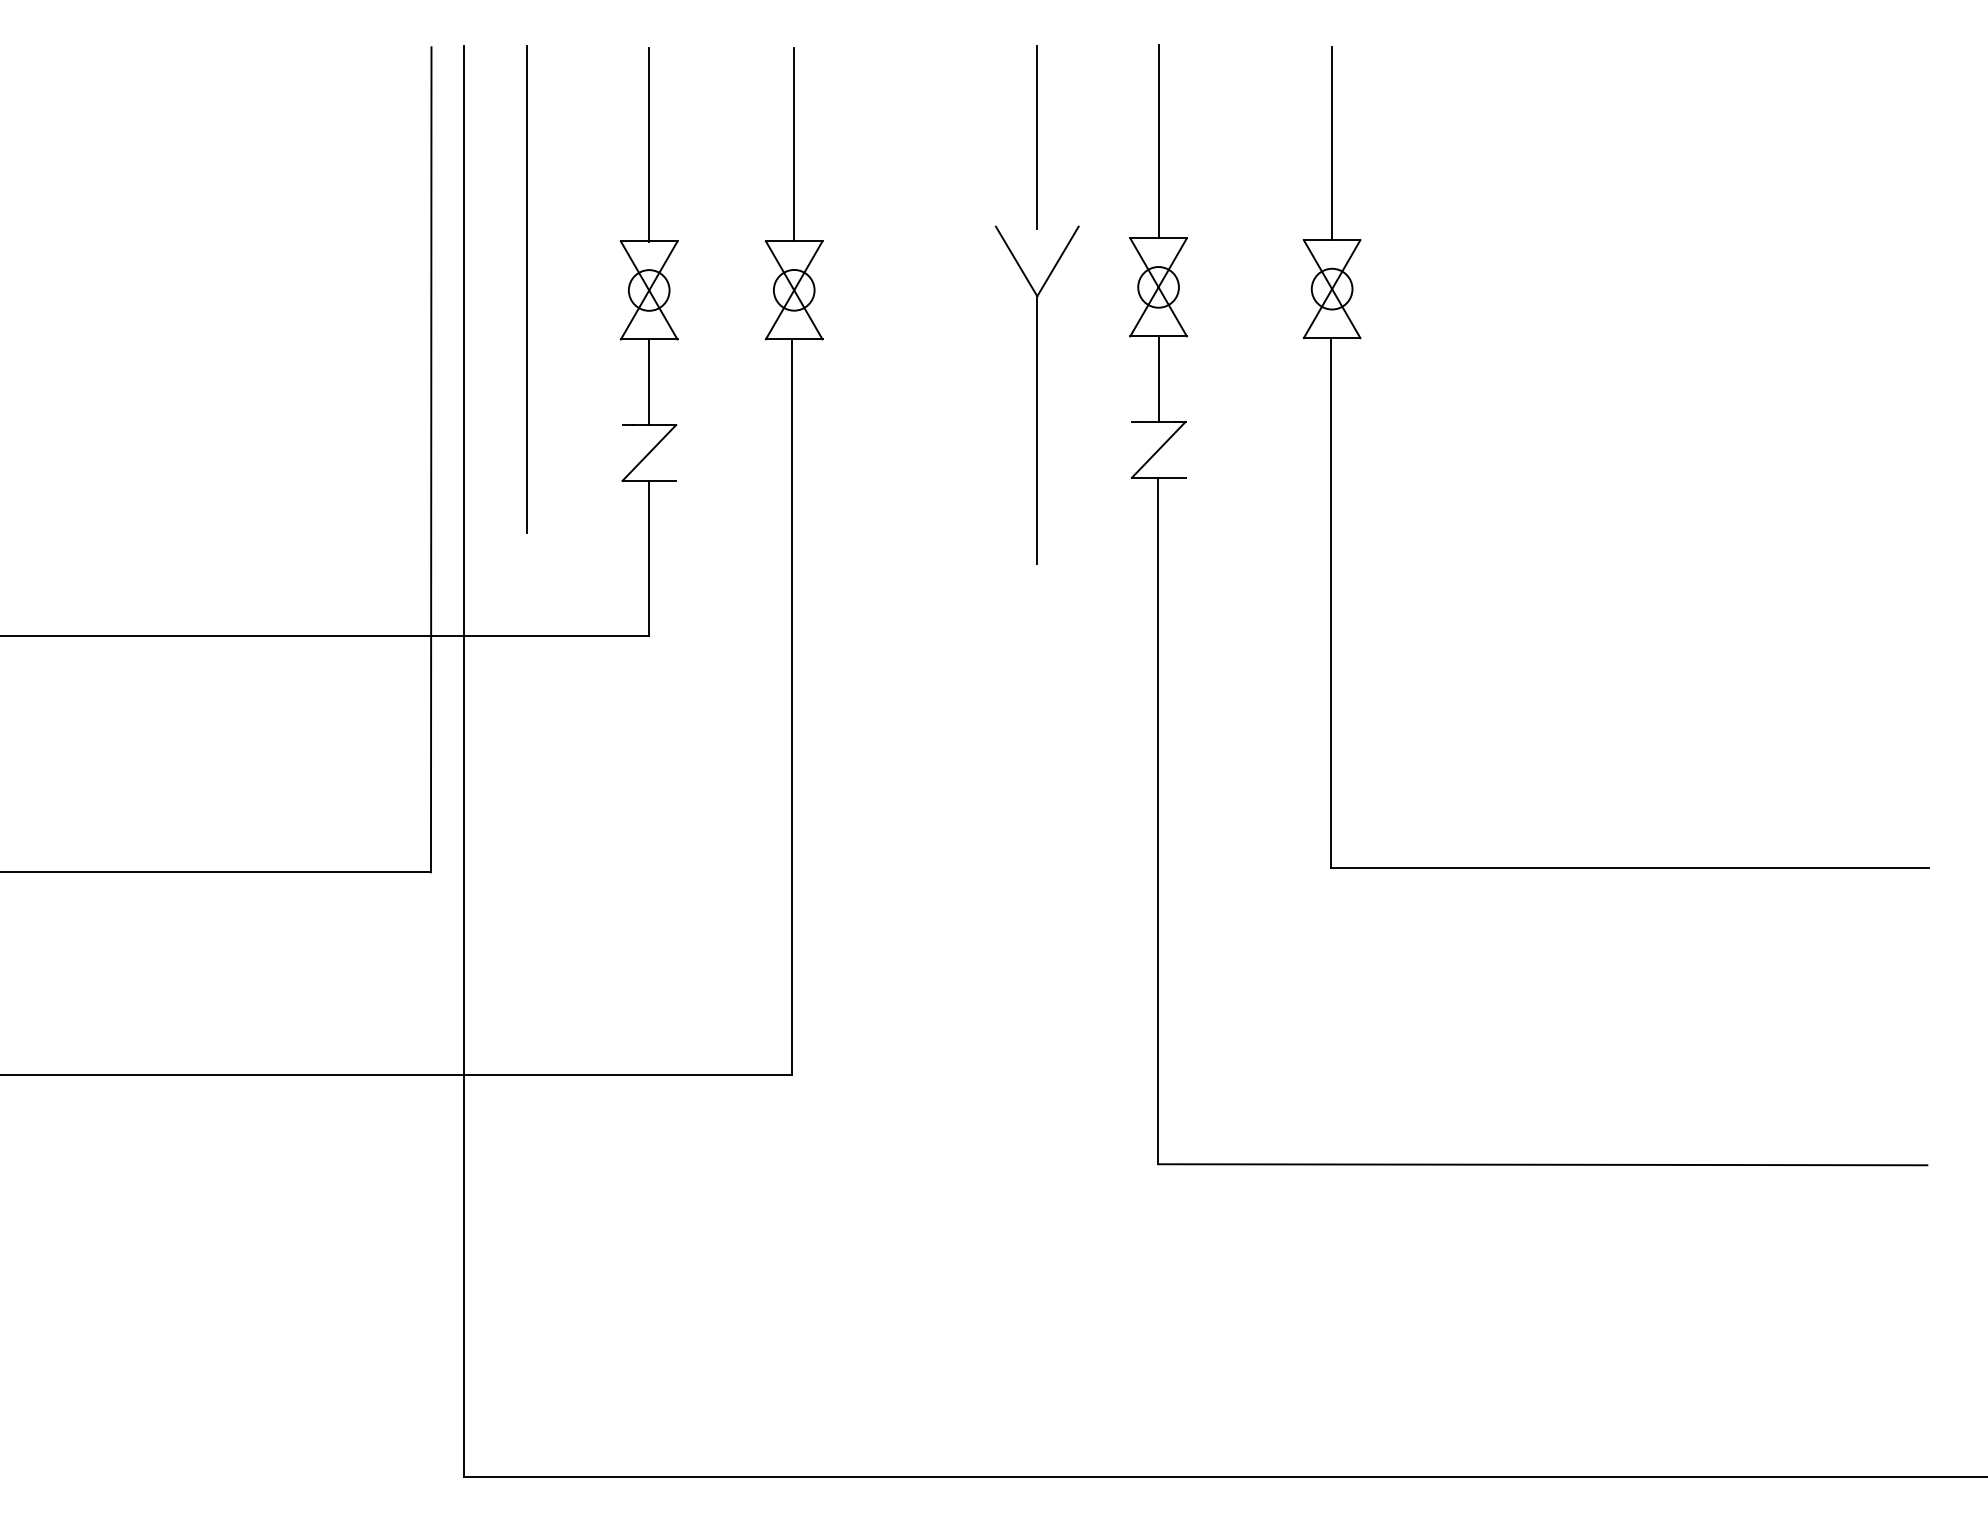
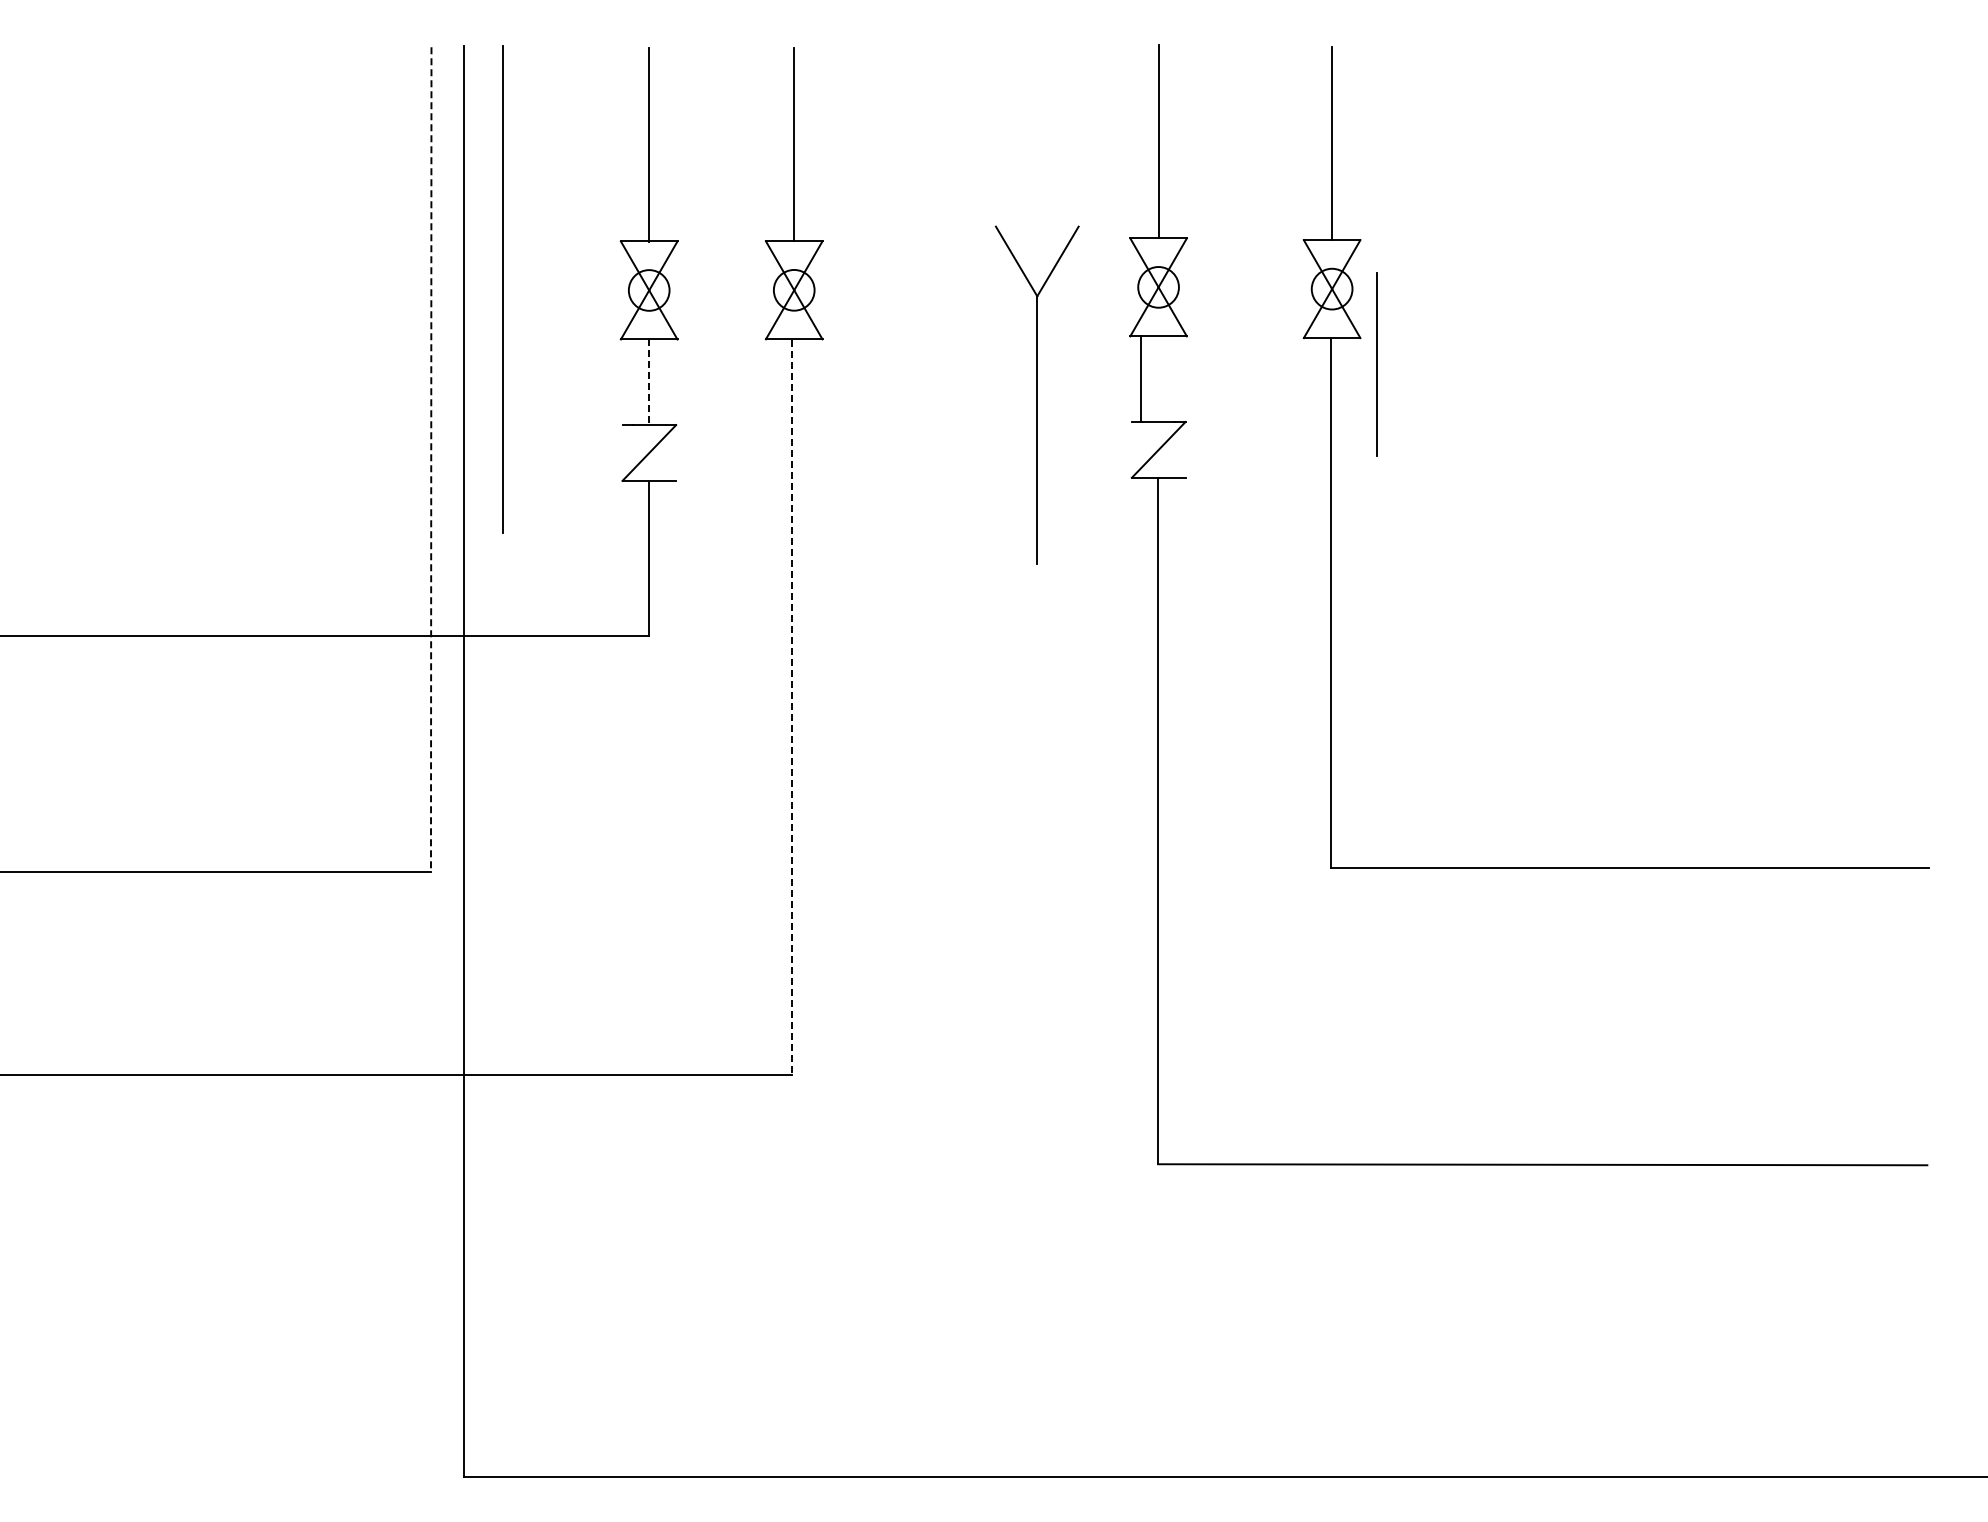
line position: (1036, 137) -> (1376, 364) (1376, 364)
line position: (526, 289) -> (502, 289) (502, 289)
line position: (1158, 379) -> (1140, 379) (1140, 379)
line: solid -> dashed (649, 382)
line: solid -> dashed (431, 460)
line: solid -> dashed (792, 707)
